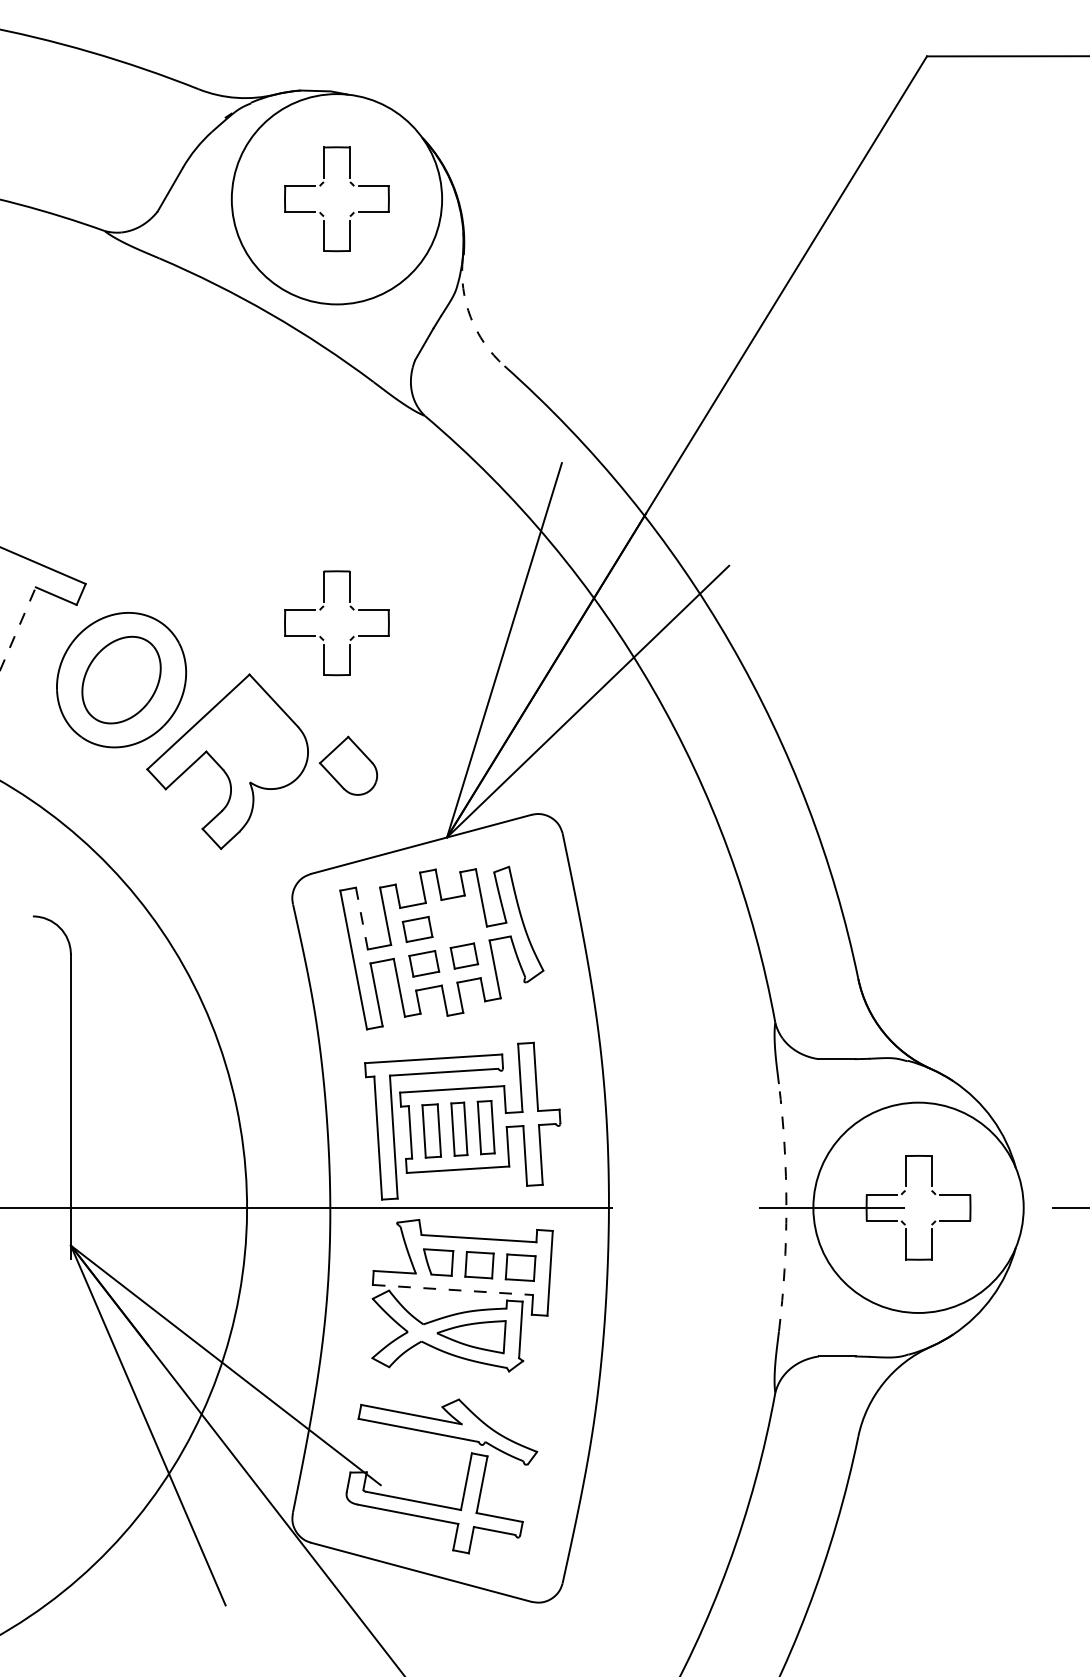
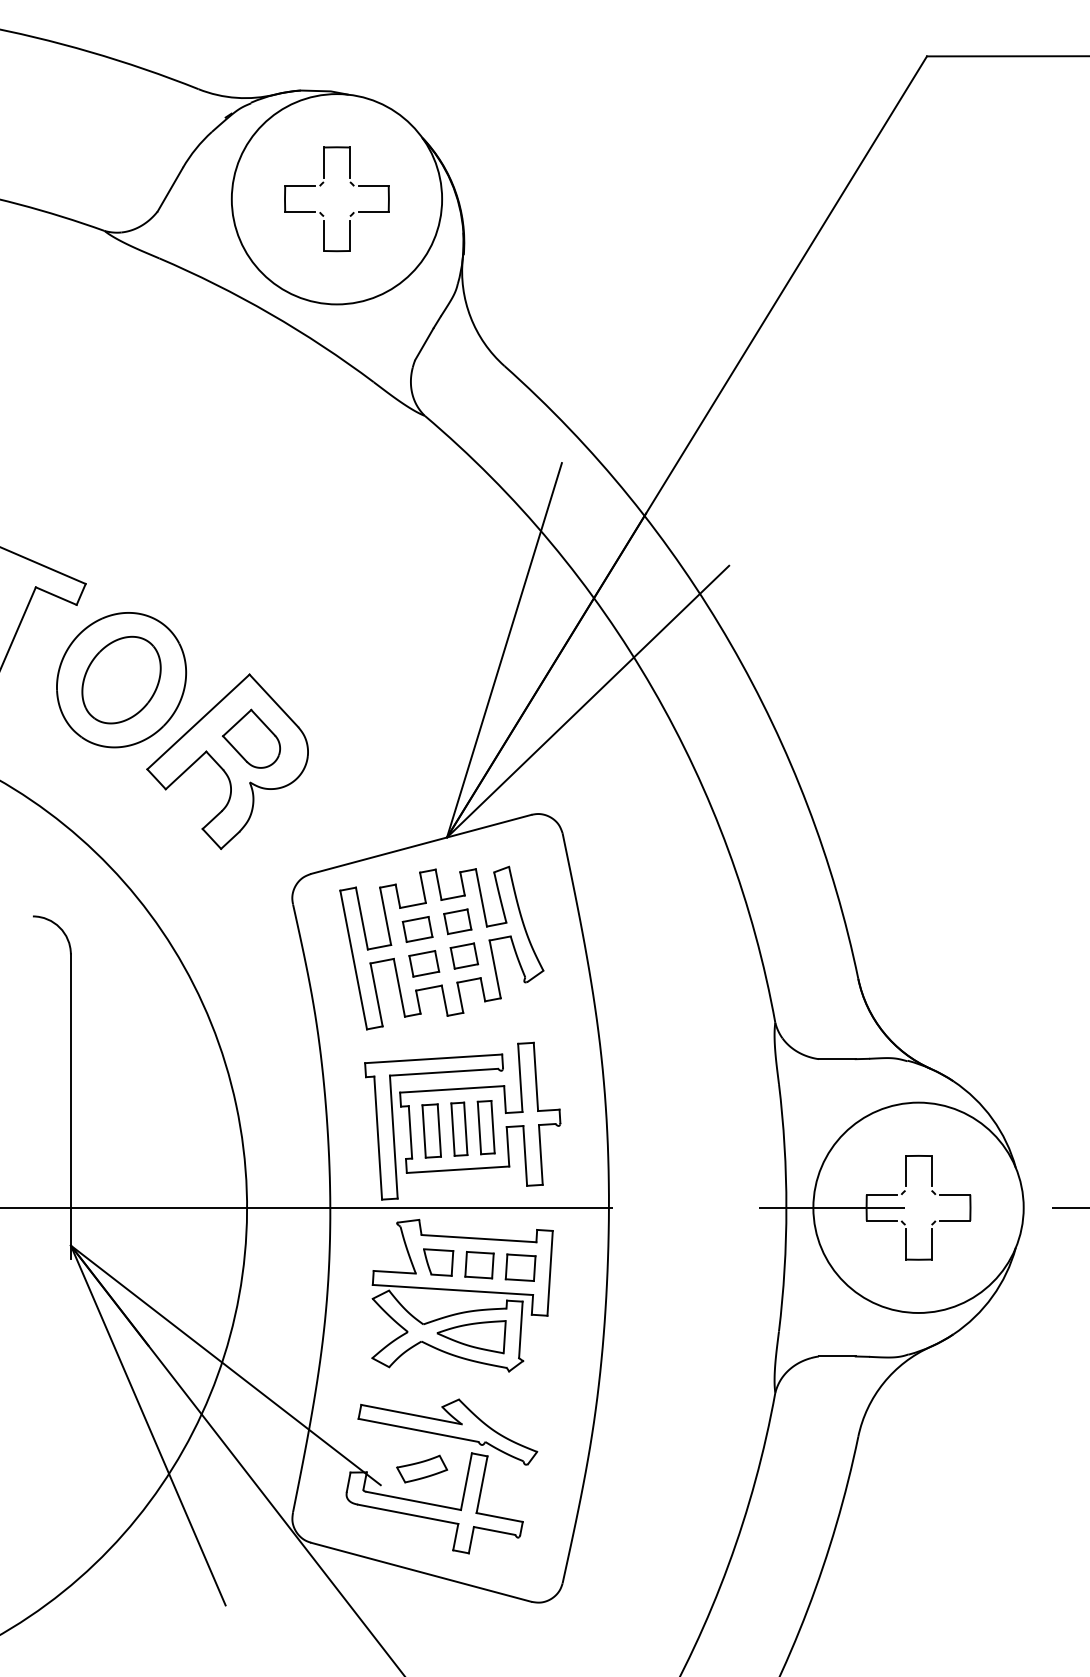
arc: dashed -> solid (470, 317)
line: dashed -> solid (18, 628)
part: present -> none (322, 637)
part position: (347, 765) -> (250, 738) (250, 738)
line: dashed -> solid (361, 918)
part: none -> present (457, 921)
arc: dashed -> solid (786, 1207)
line: dashed -> solid (453, 1290)
part: none -> present (422, 1468)
